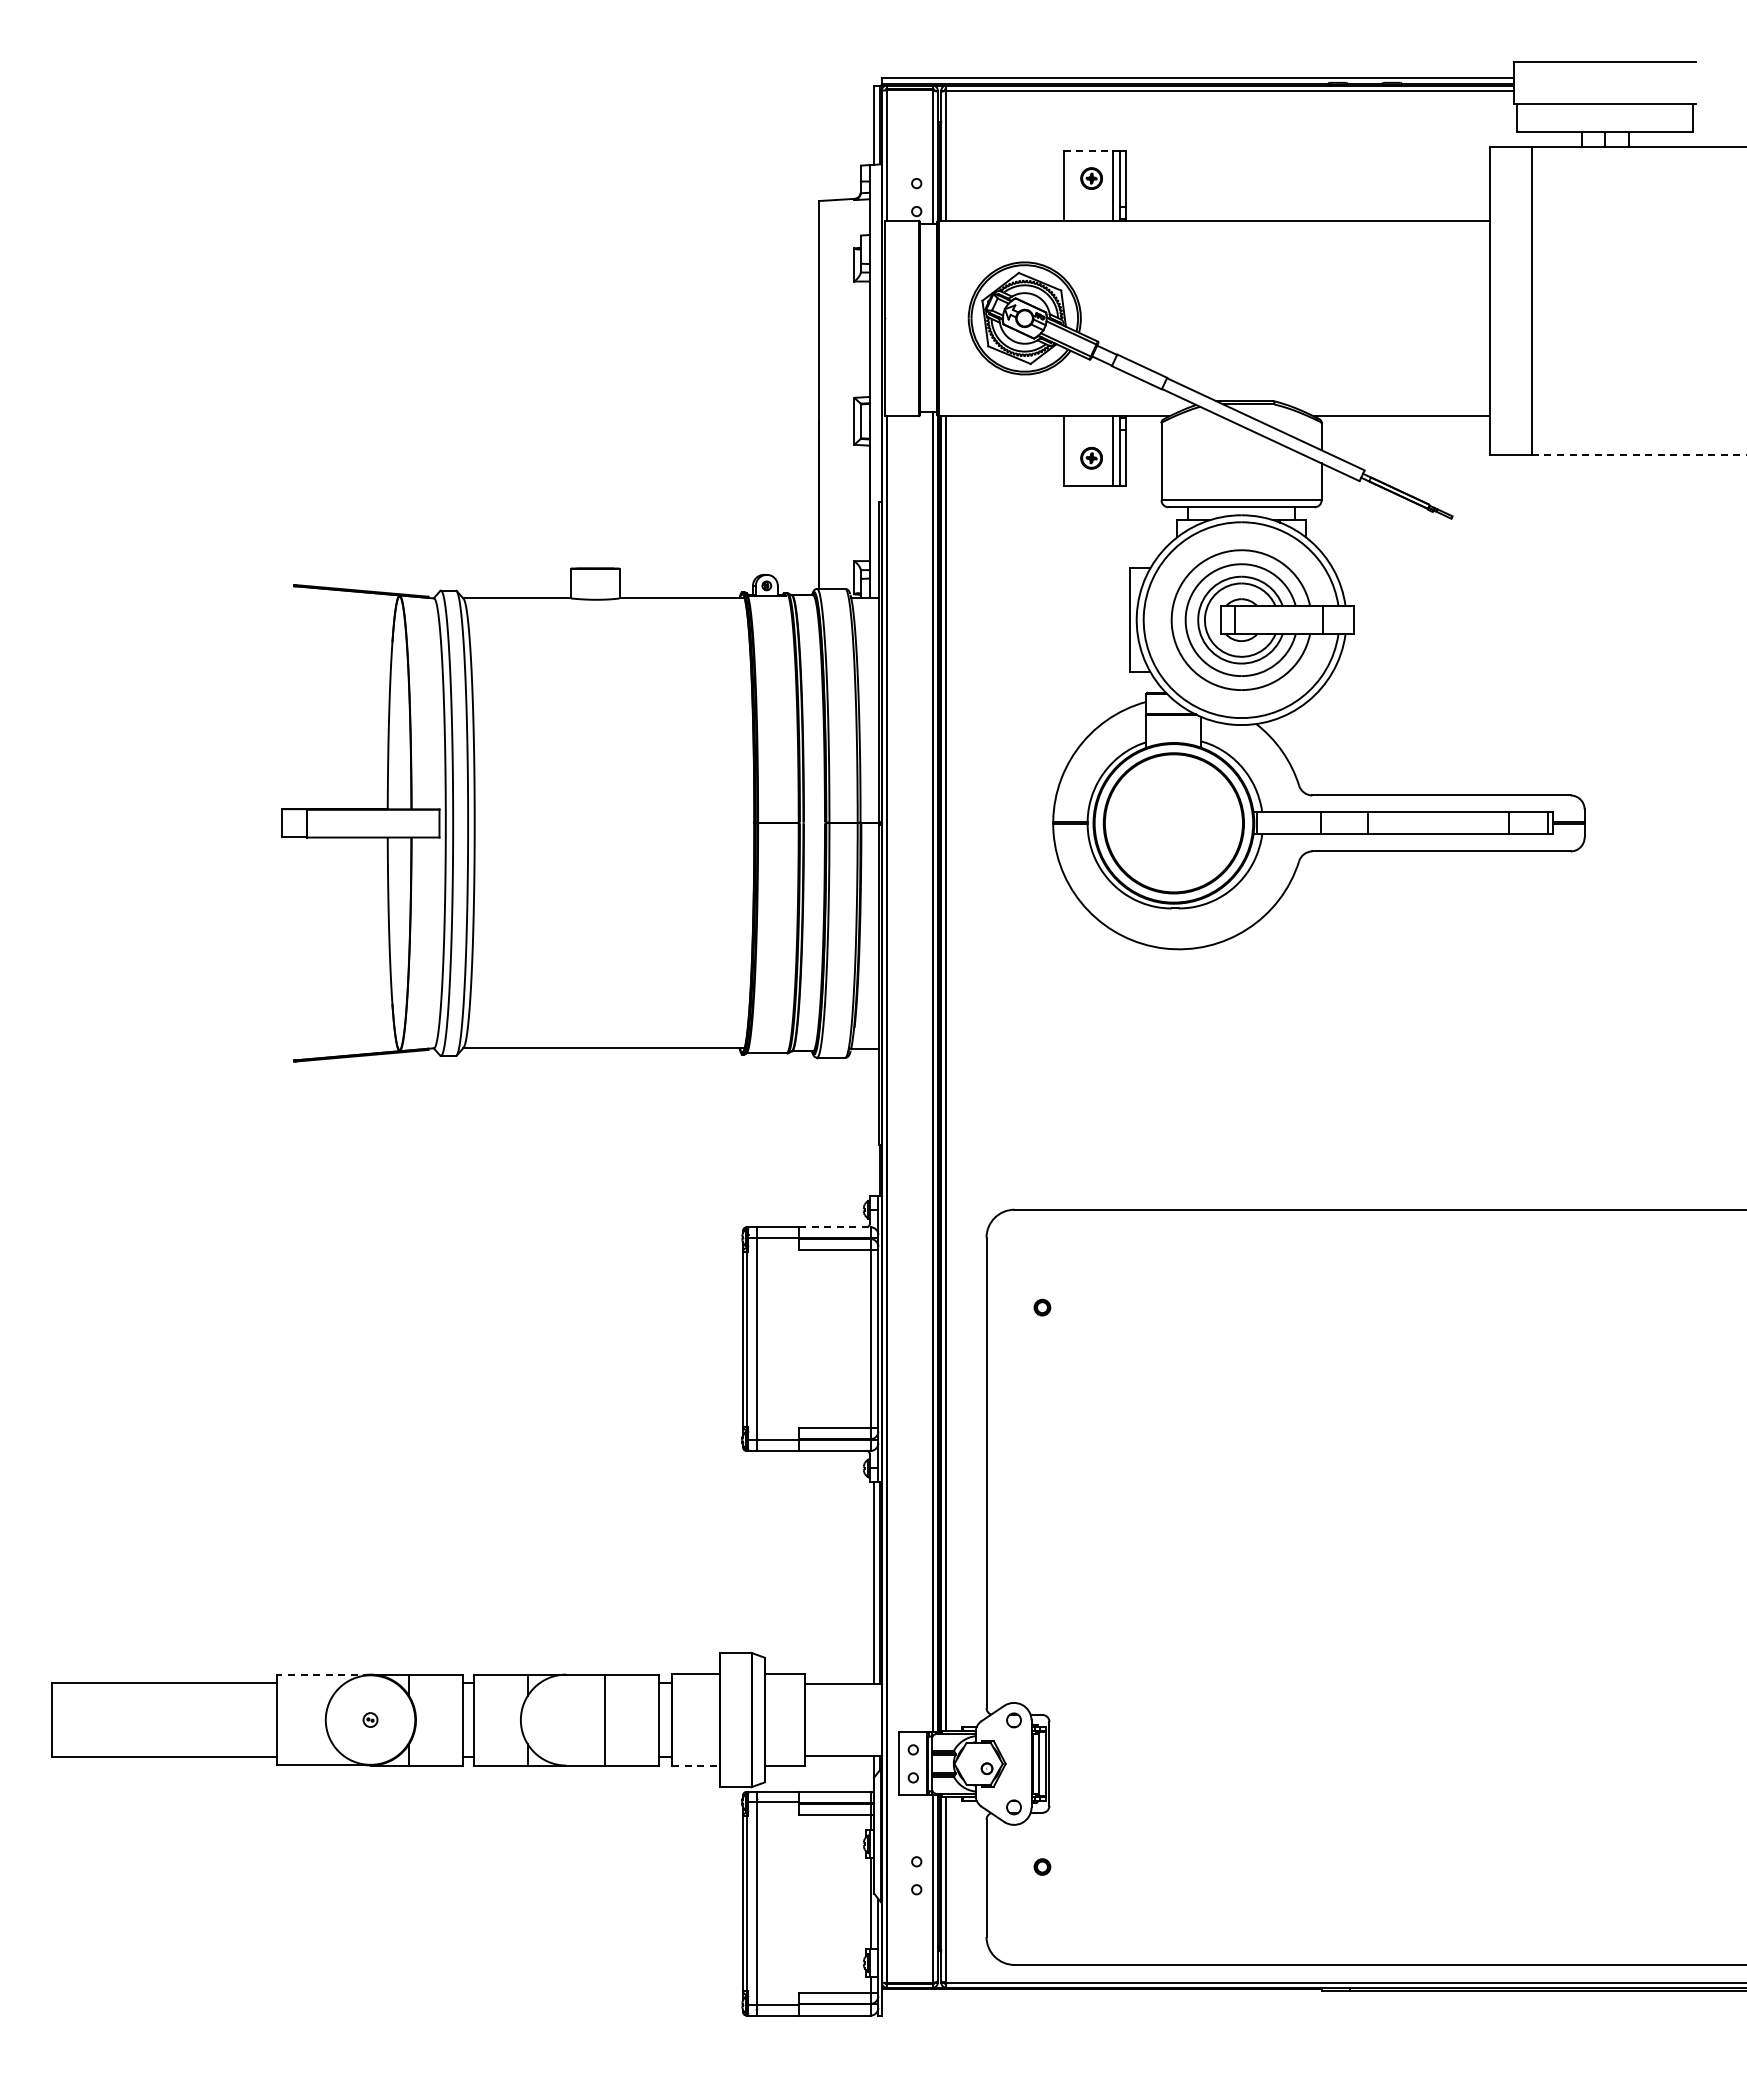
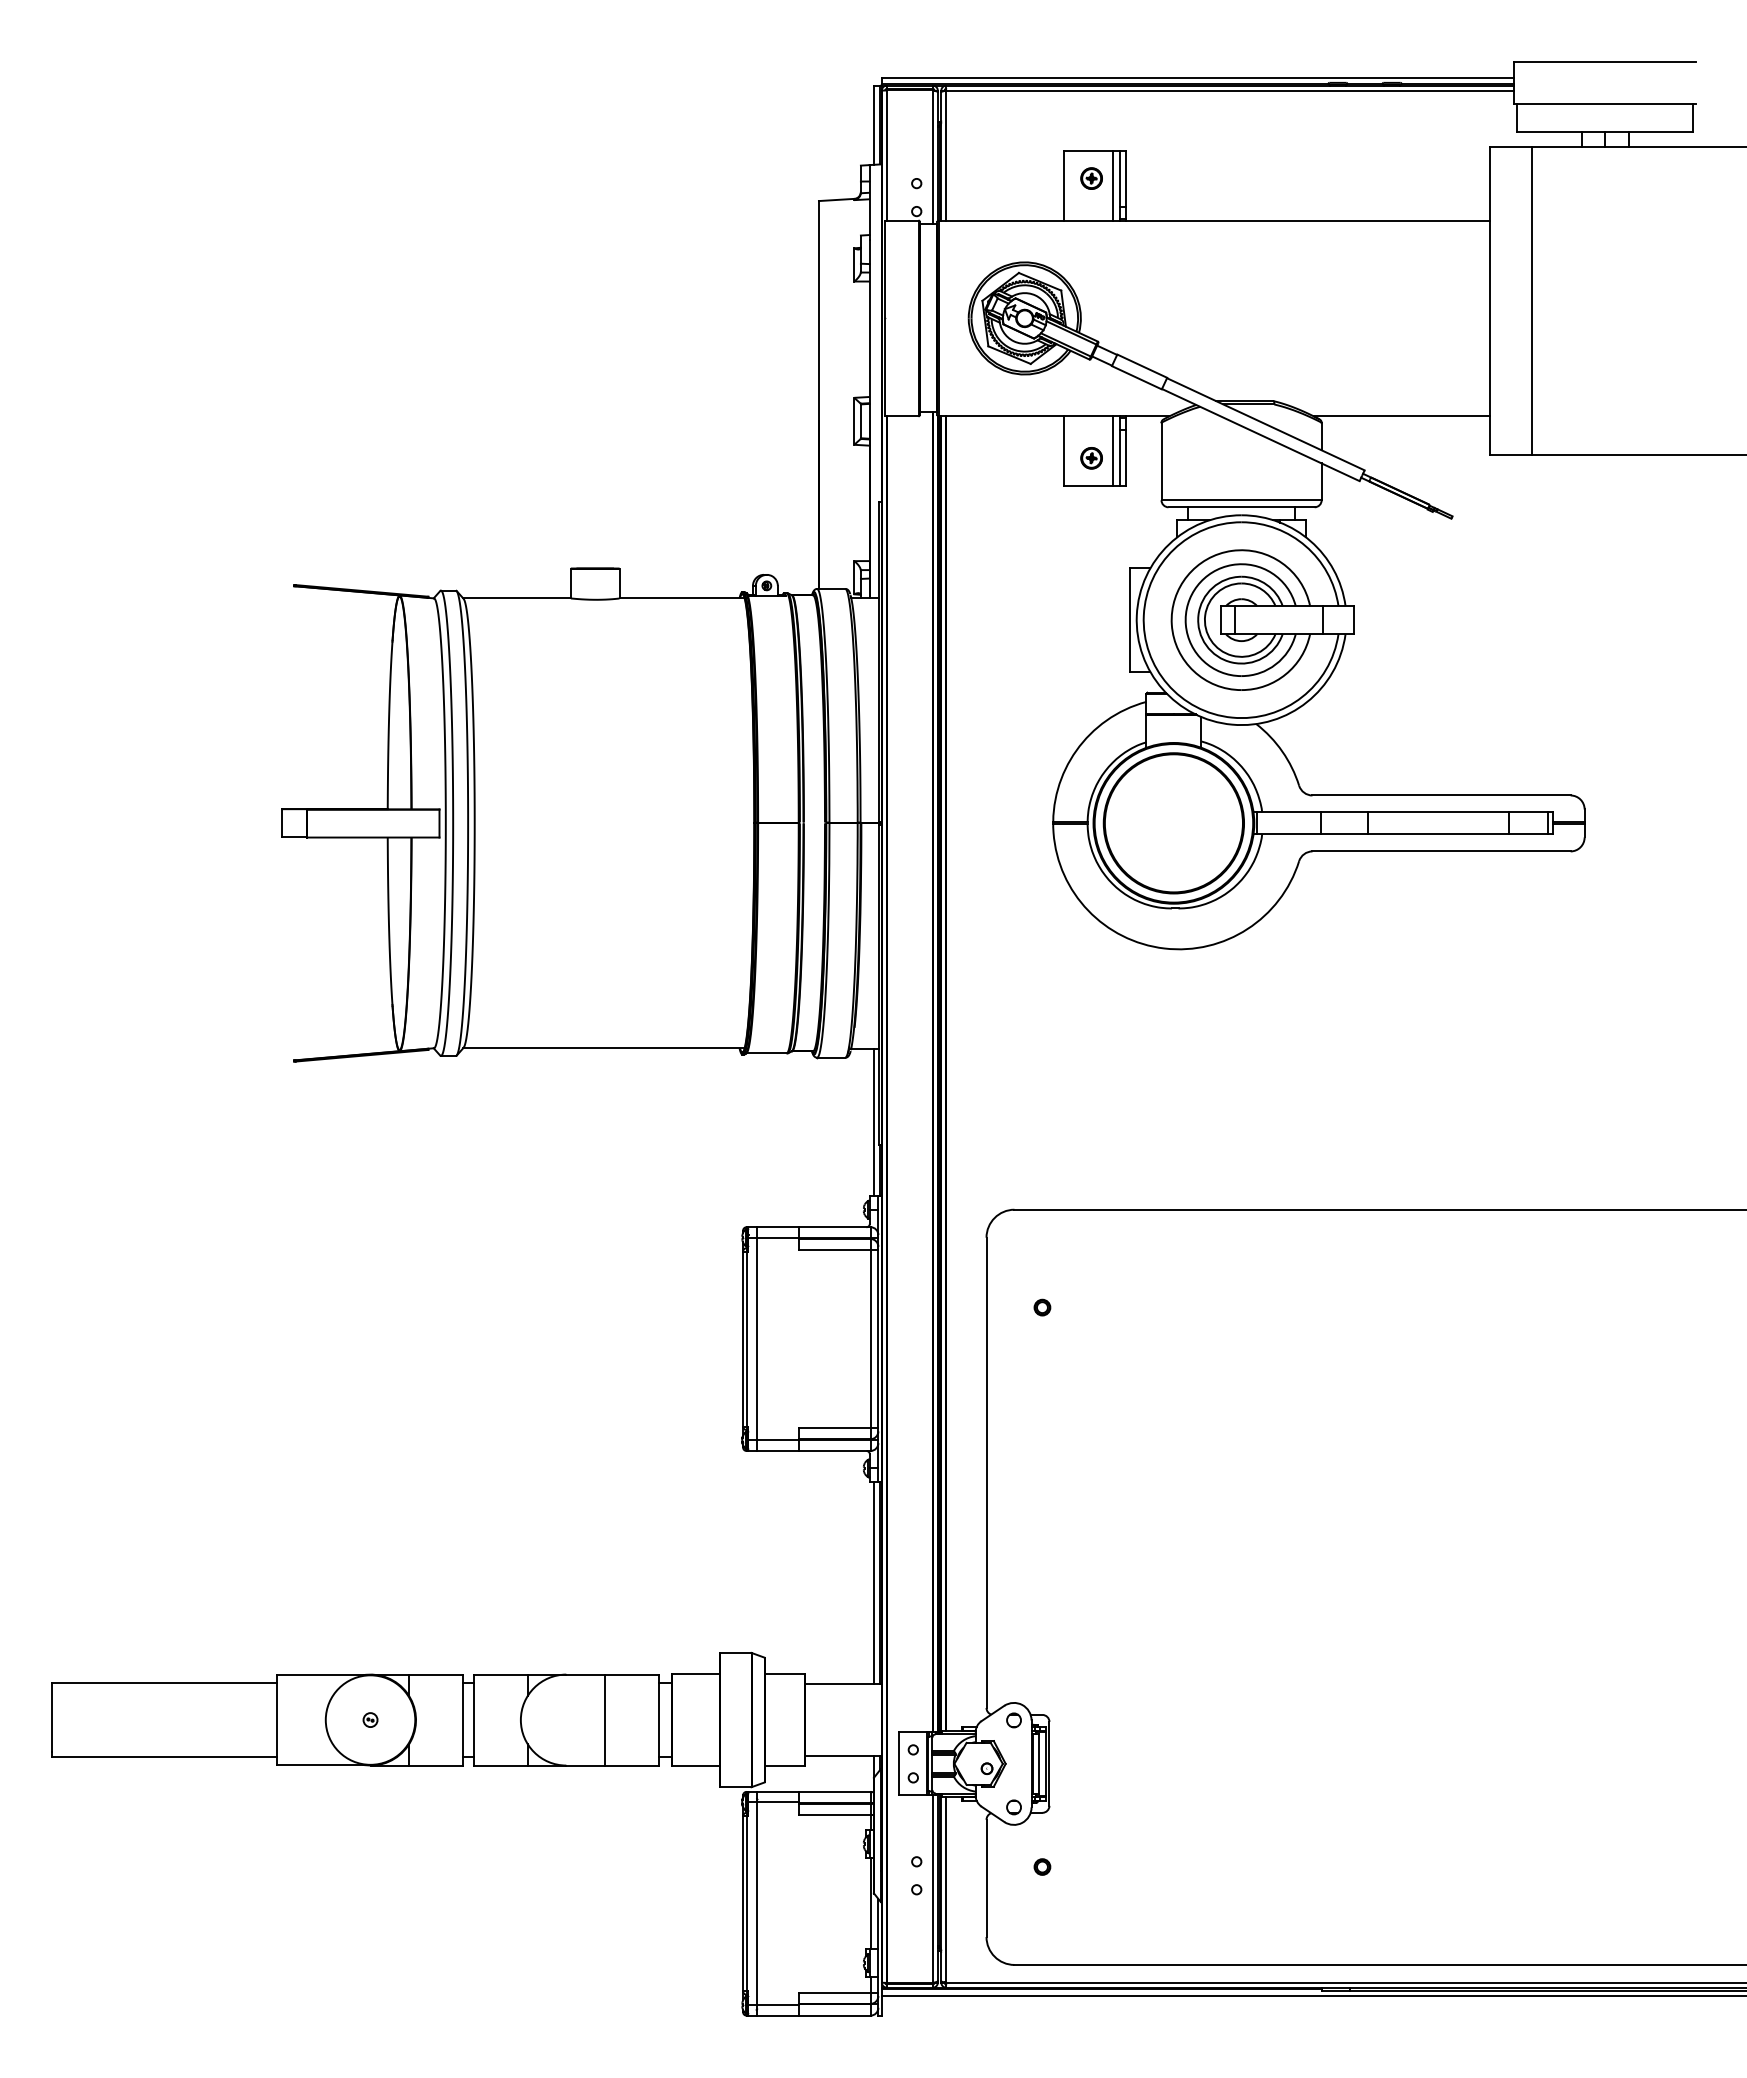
line: dashed -> solid (1088, 150)
line: dashed -> solid (1639, 454)
line: none -> present (873, 1122)
line: dashed -> solid (834, 1227)
line: dashed -> solid (323, 1675)
line: dashed -> solid (696, 1766)
line: none -> present (1312, 1995)
